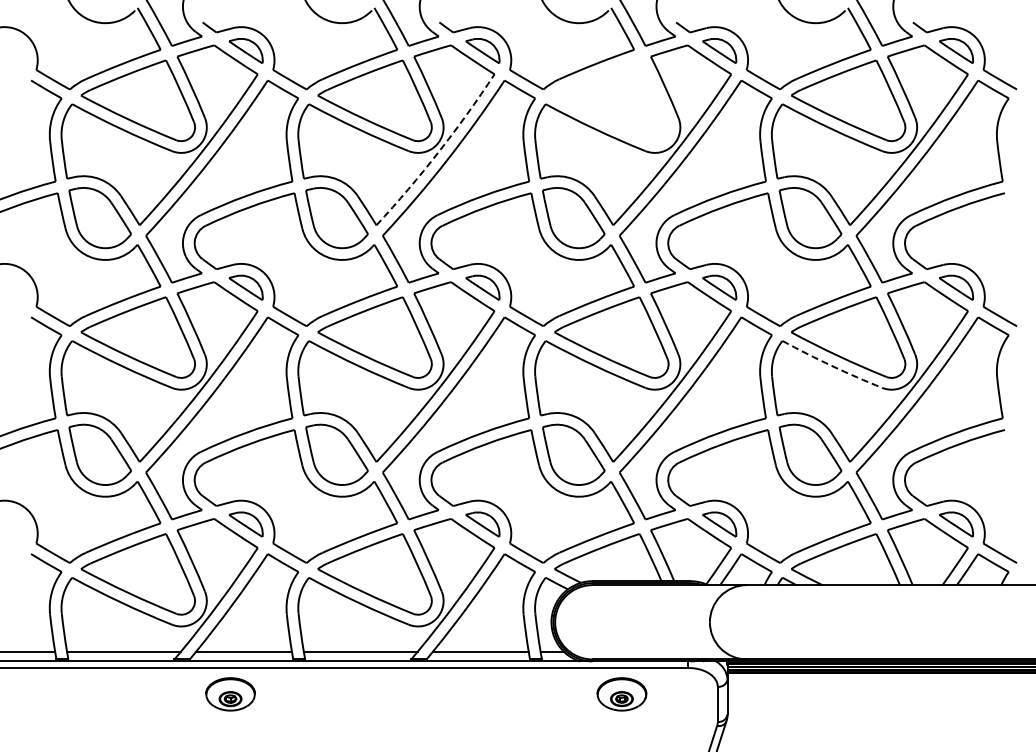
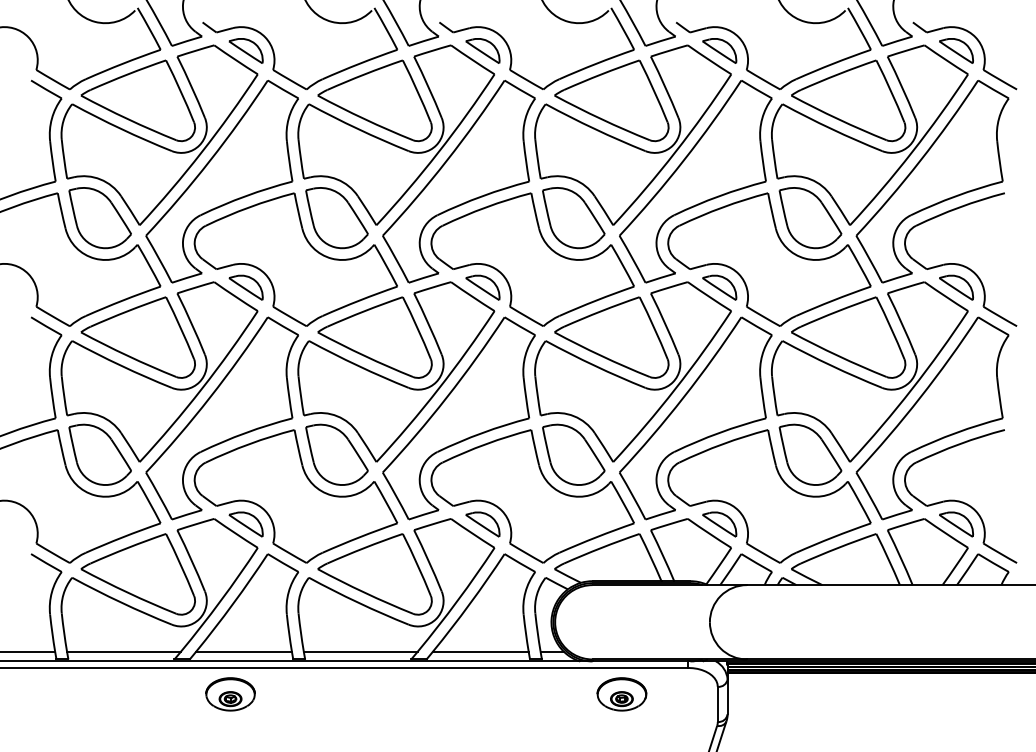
part: none -> present (611, 100)
arc: dashed -> solid (438, 152)
arc: dashed -> solid (831, 365)
